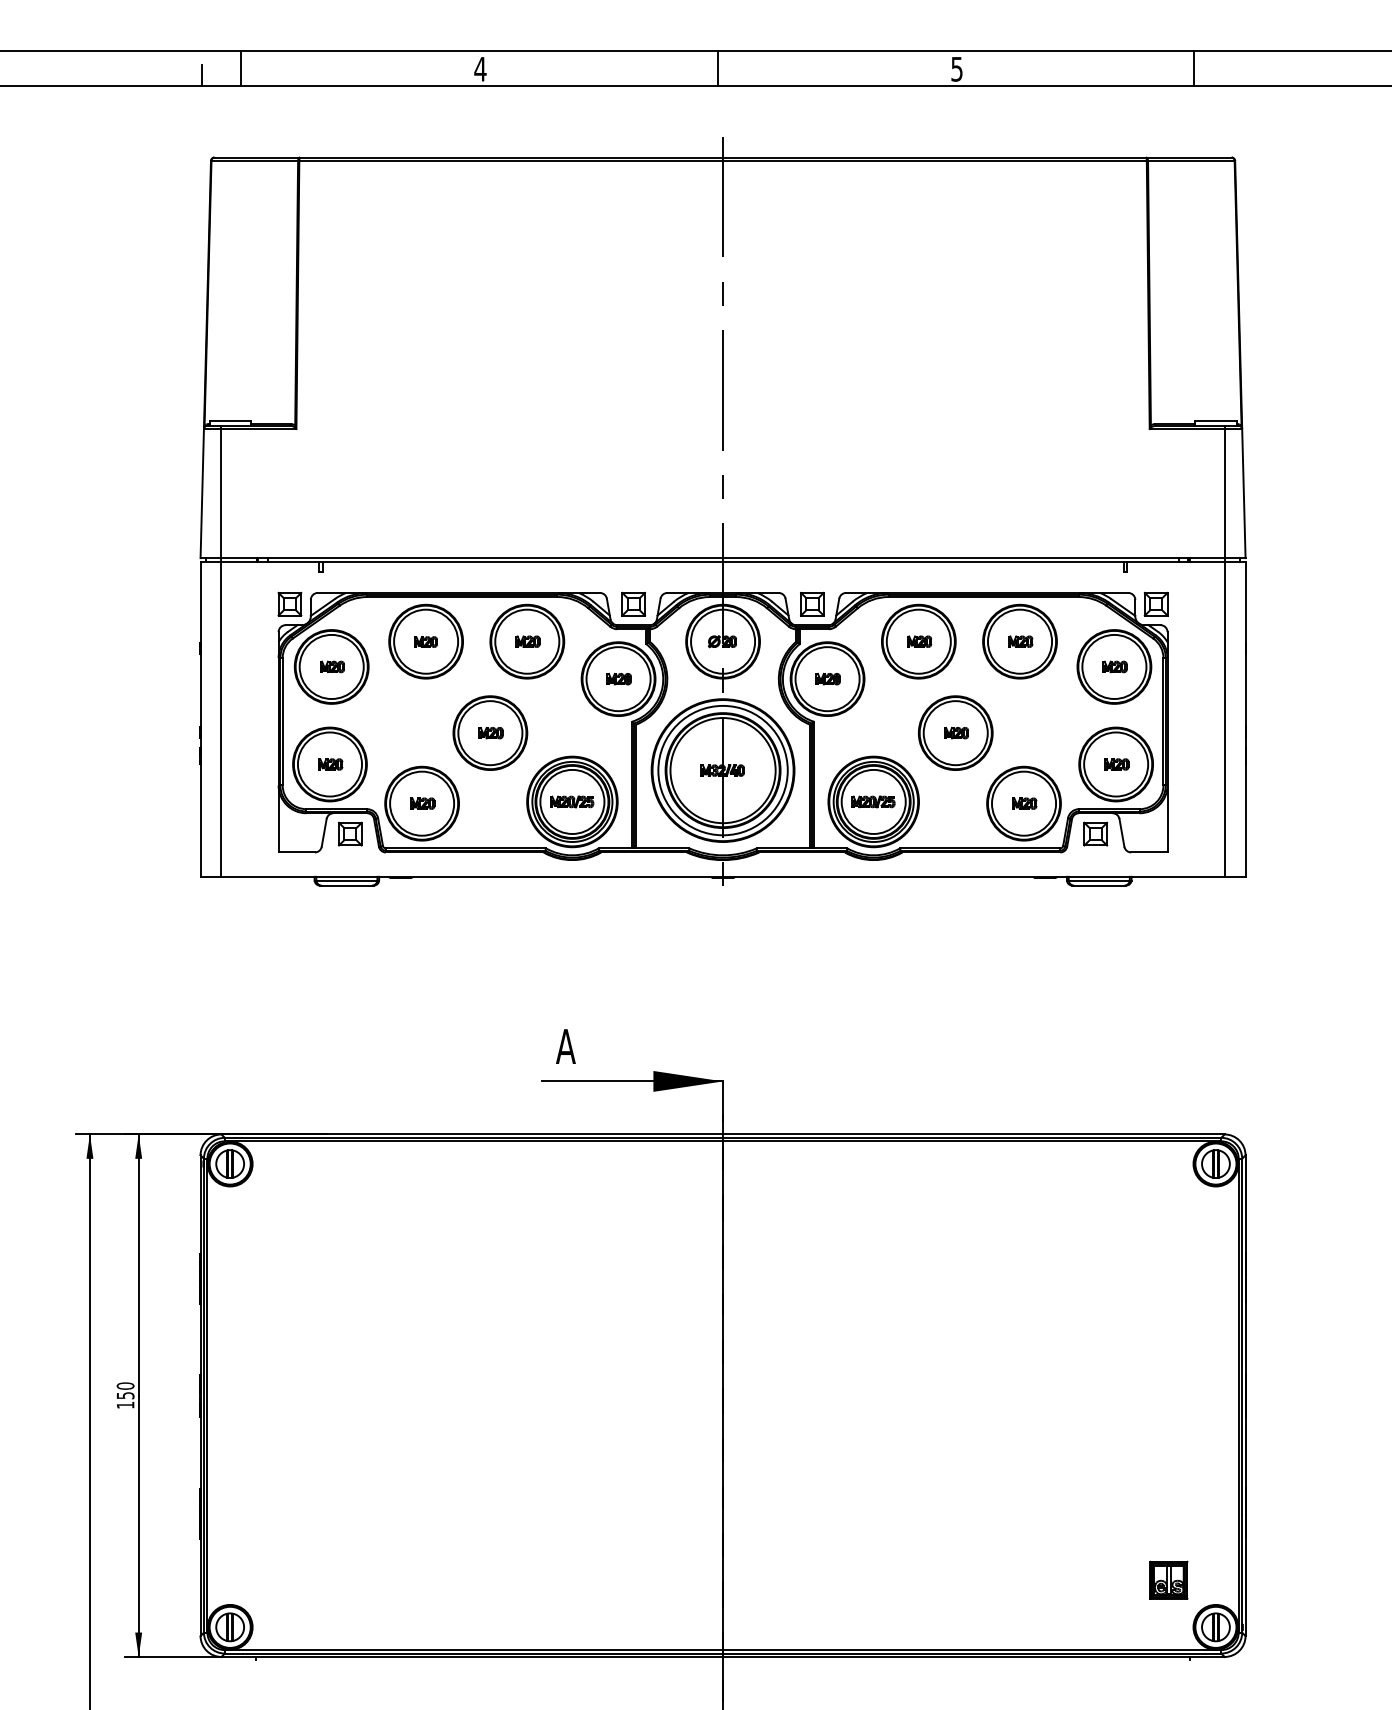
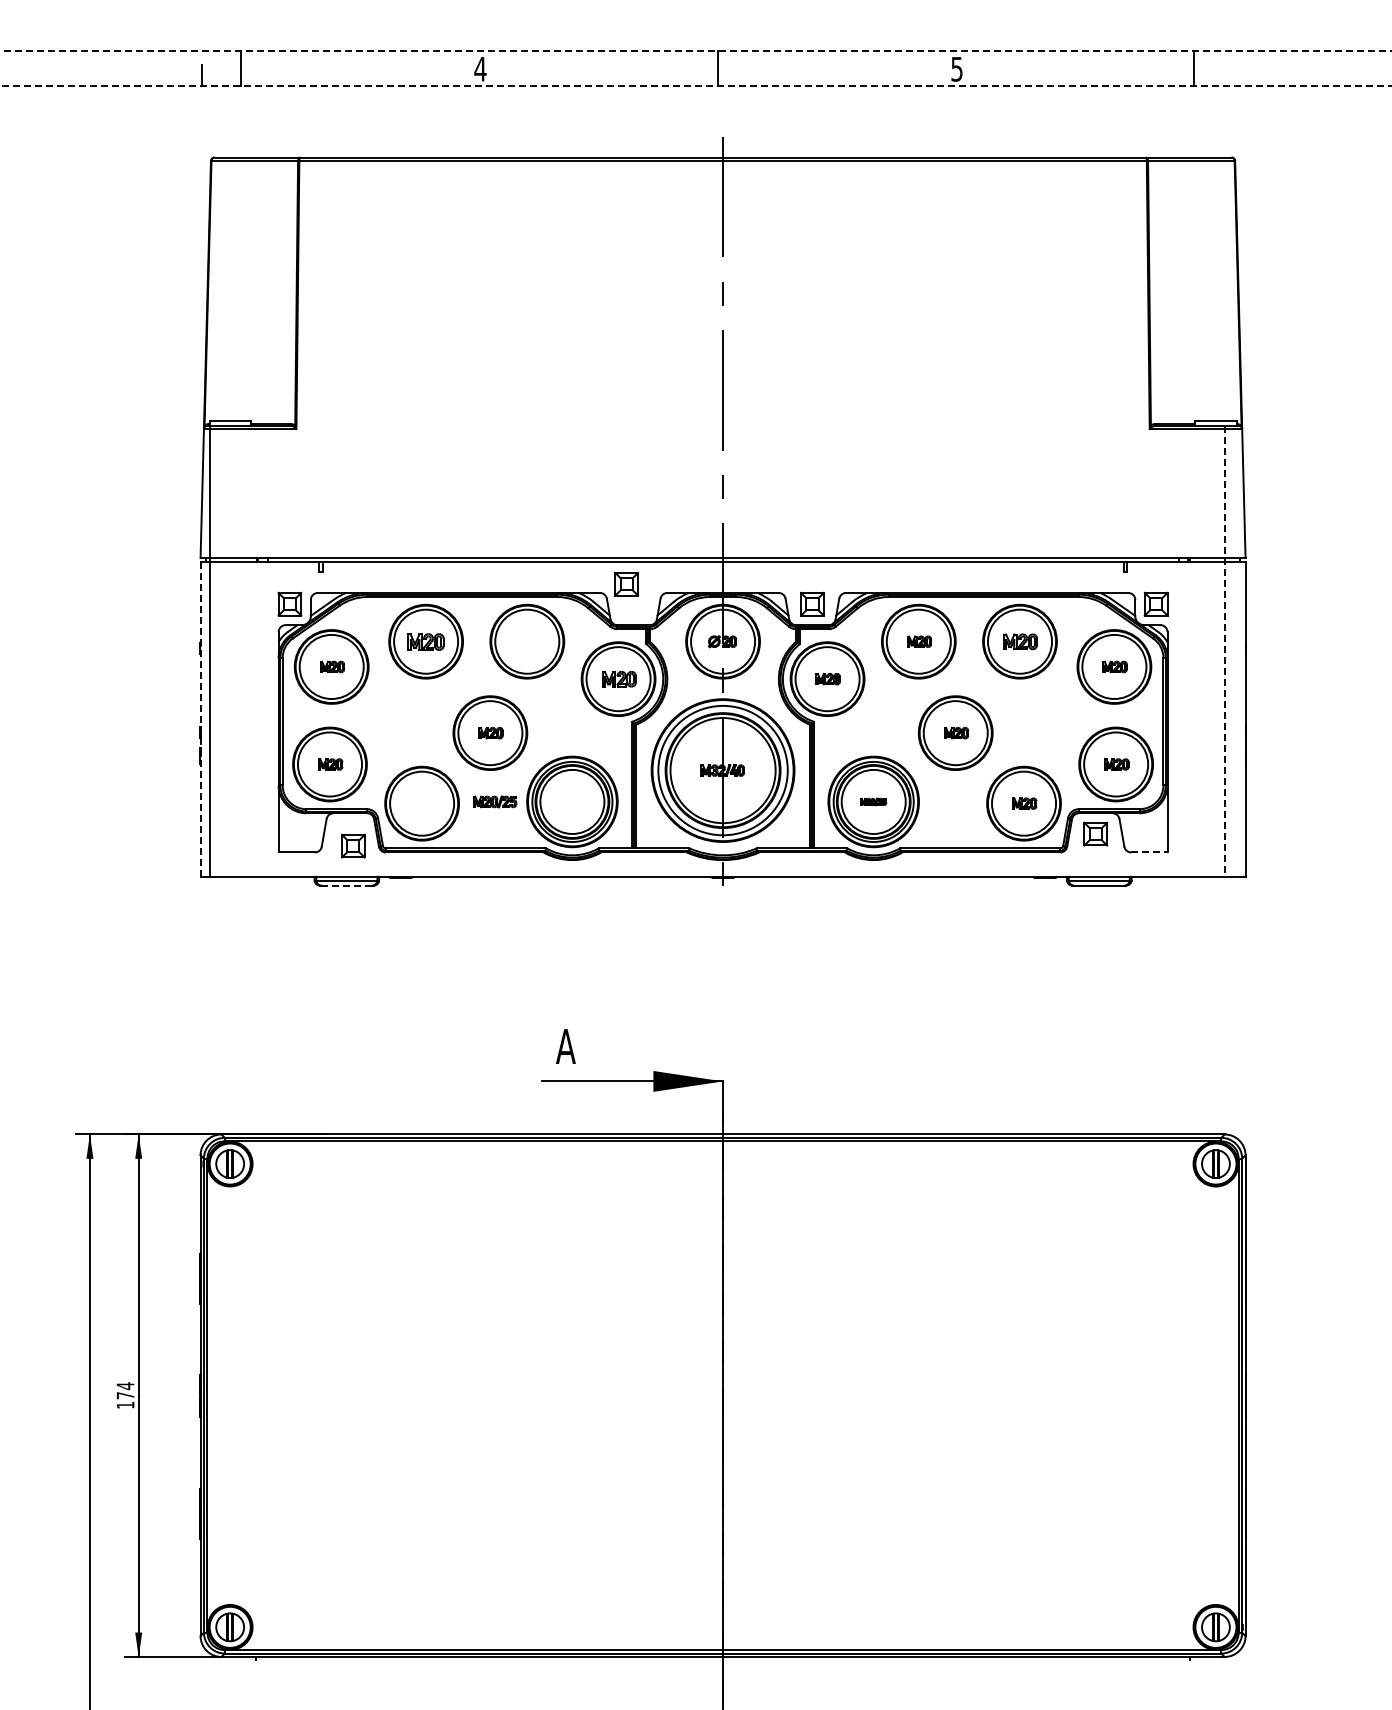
line: solid -> dashed (695, 51)
line: solid -> dashed (695, 86)
part position: (633, 603) -> (626, 583) (626, 583)
part size: 24x12 px -> 38x18 px (425, 641)
part: present -> none (527, 641)
part size: 26x13 px -> 35x18 px (1020, 641)
line position: (221, 650) -> (210, 650) (210, 650)
line: solid -> dashed (1224, 651)
part size: 26x14 px -> 35x18 px (619, 678)
line: solid -> dashed (200, 719)
part position: (572, 801) -> (495, 801) (495, 801)
part size: 45x14 px -> 28x10 px (873, 801)
part: present -> none (422, 803)
part position: (350, 833) -> (353, 845) (353, 845)
line: solid -> dashed (1149, 852)
line: solid -> dashed (346, 885)
text: 150 -> 174 (125, 1390)
part: present -> none (1168, 1579)
